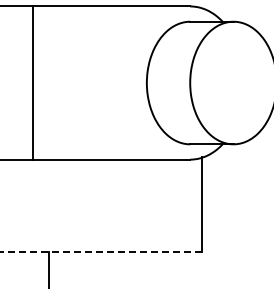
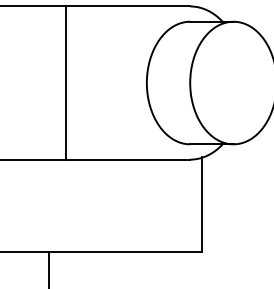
line position: (32, 82) -> (65, 82) (65, 82)
line: dashed -> solid (101, 251)
